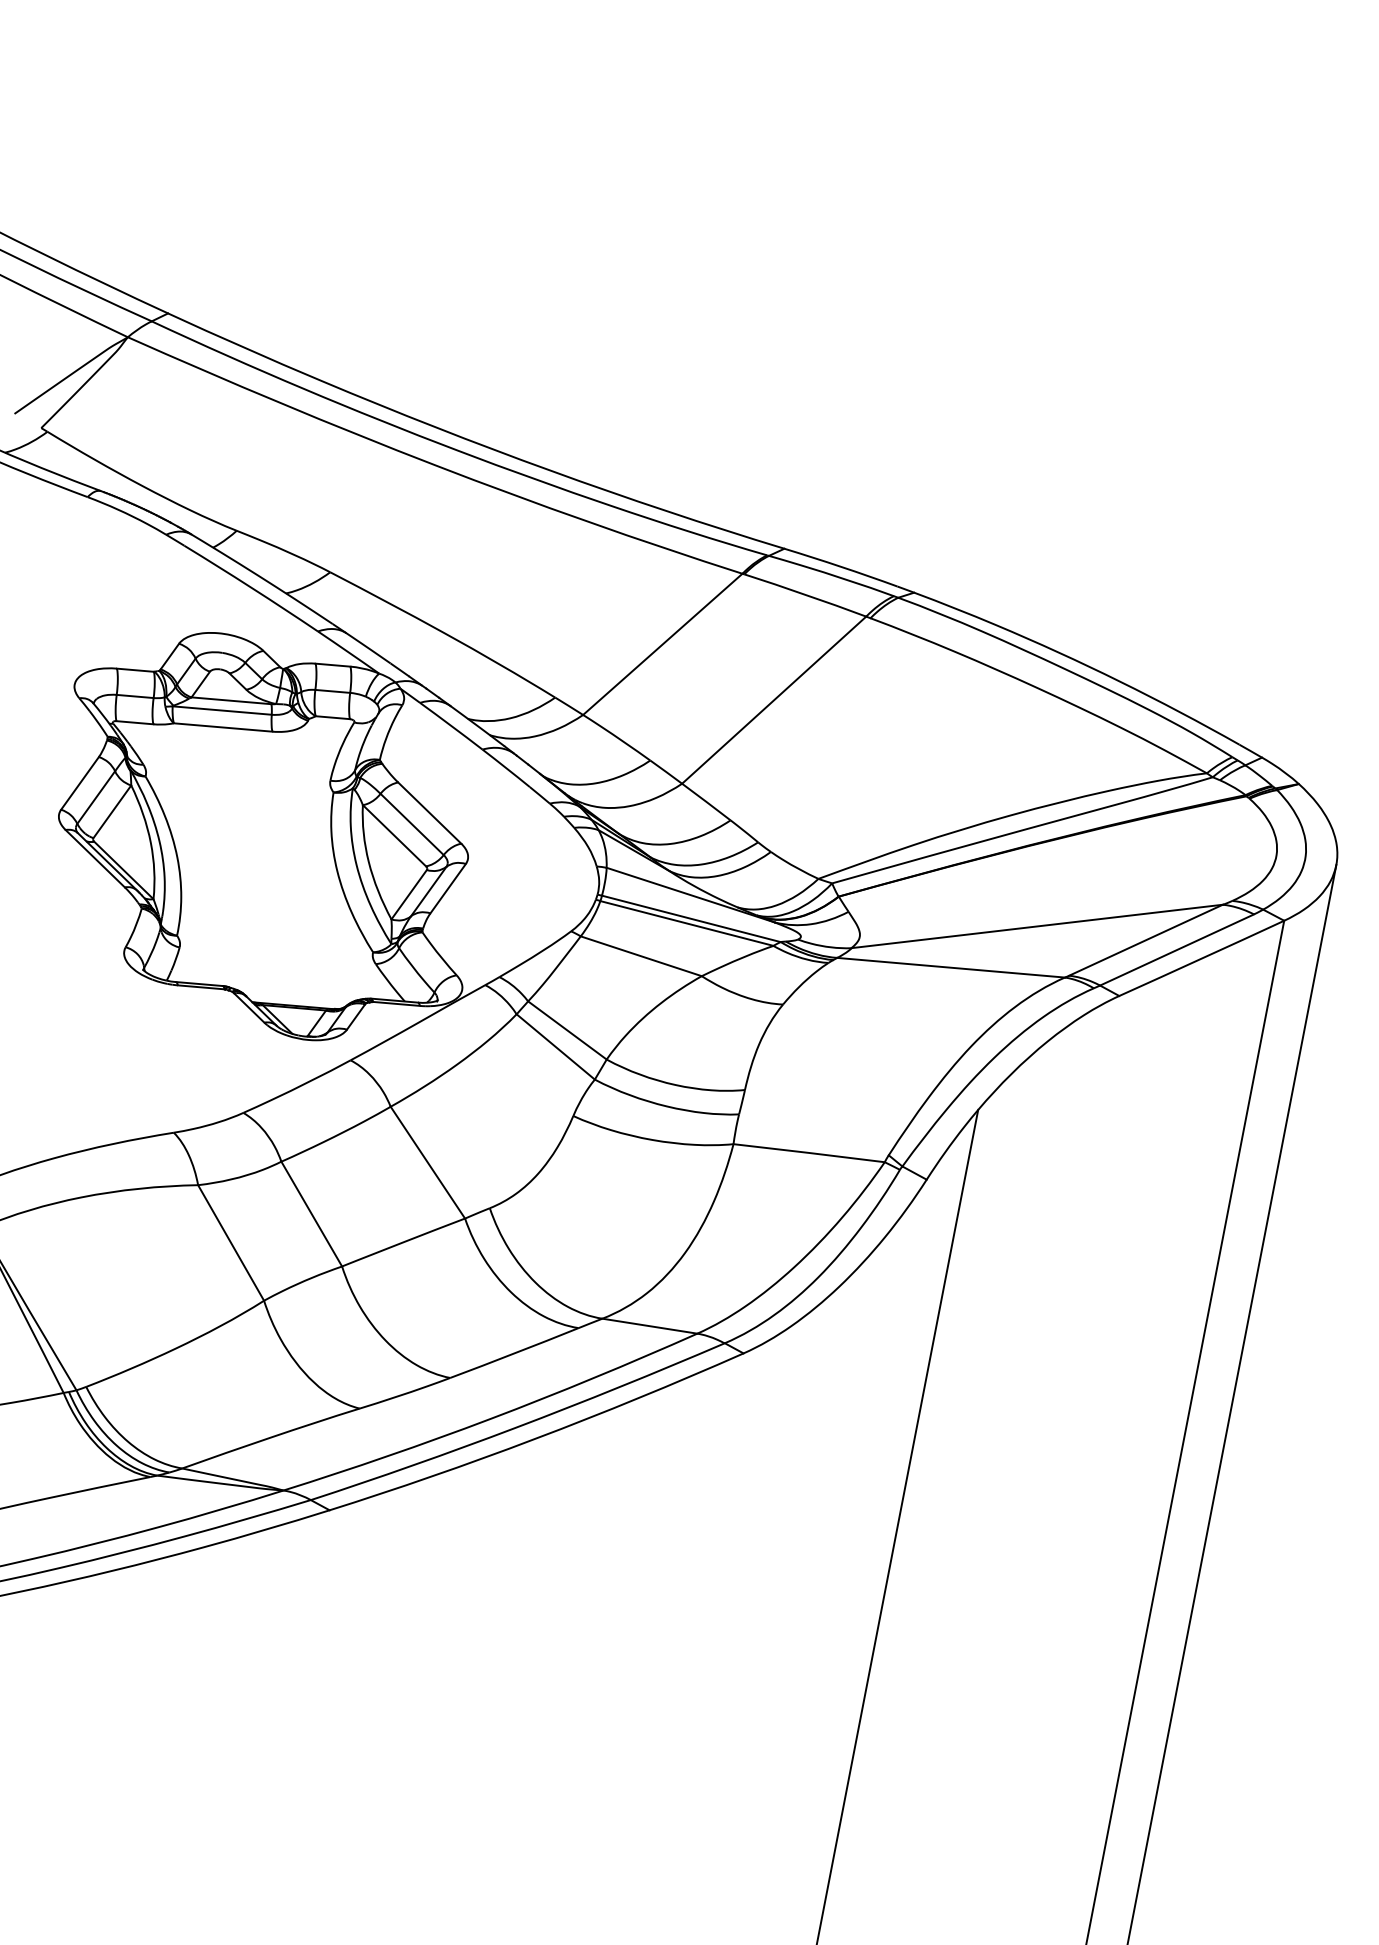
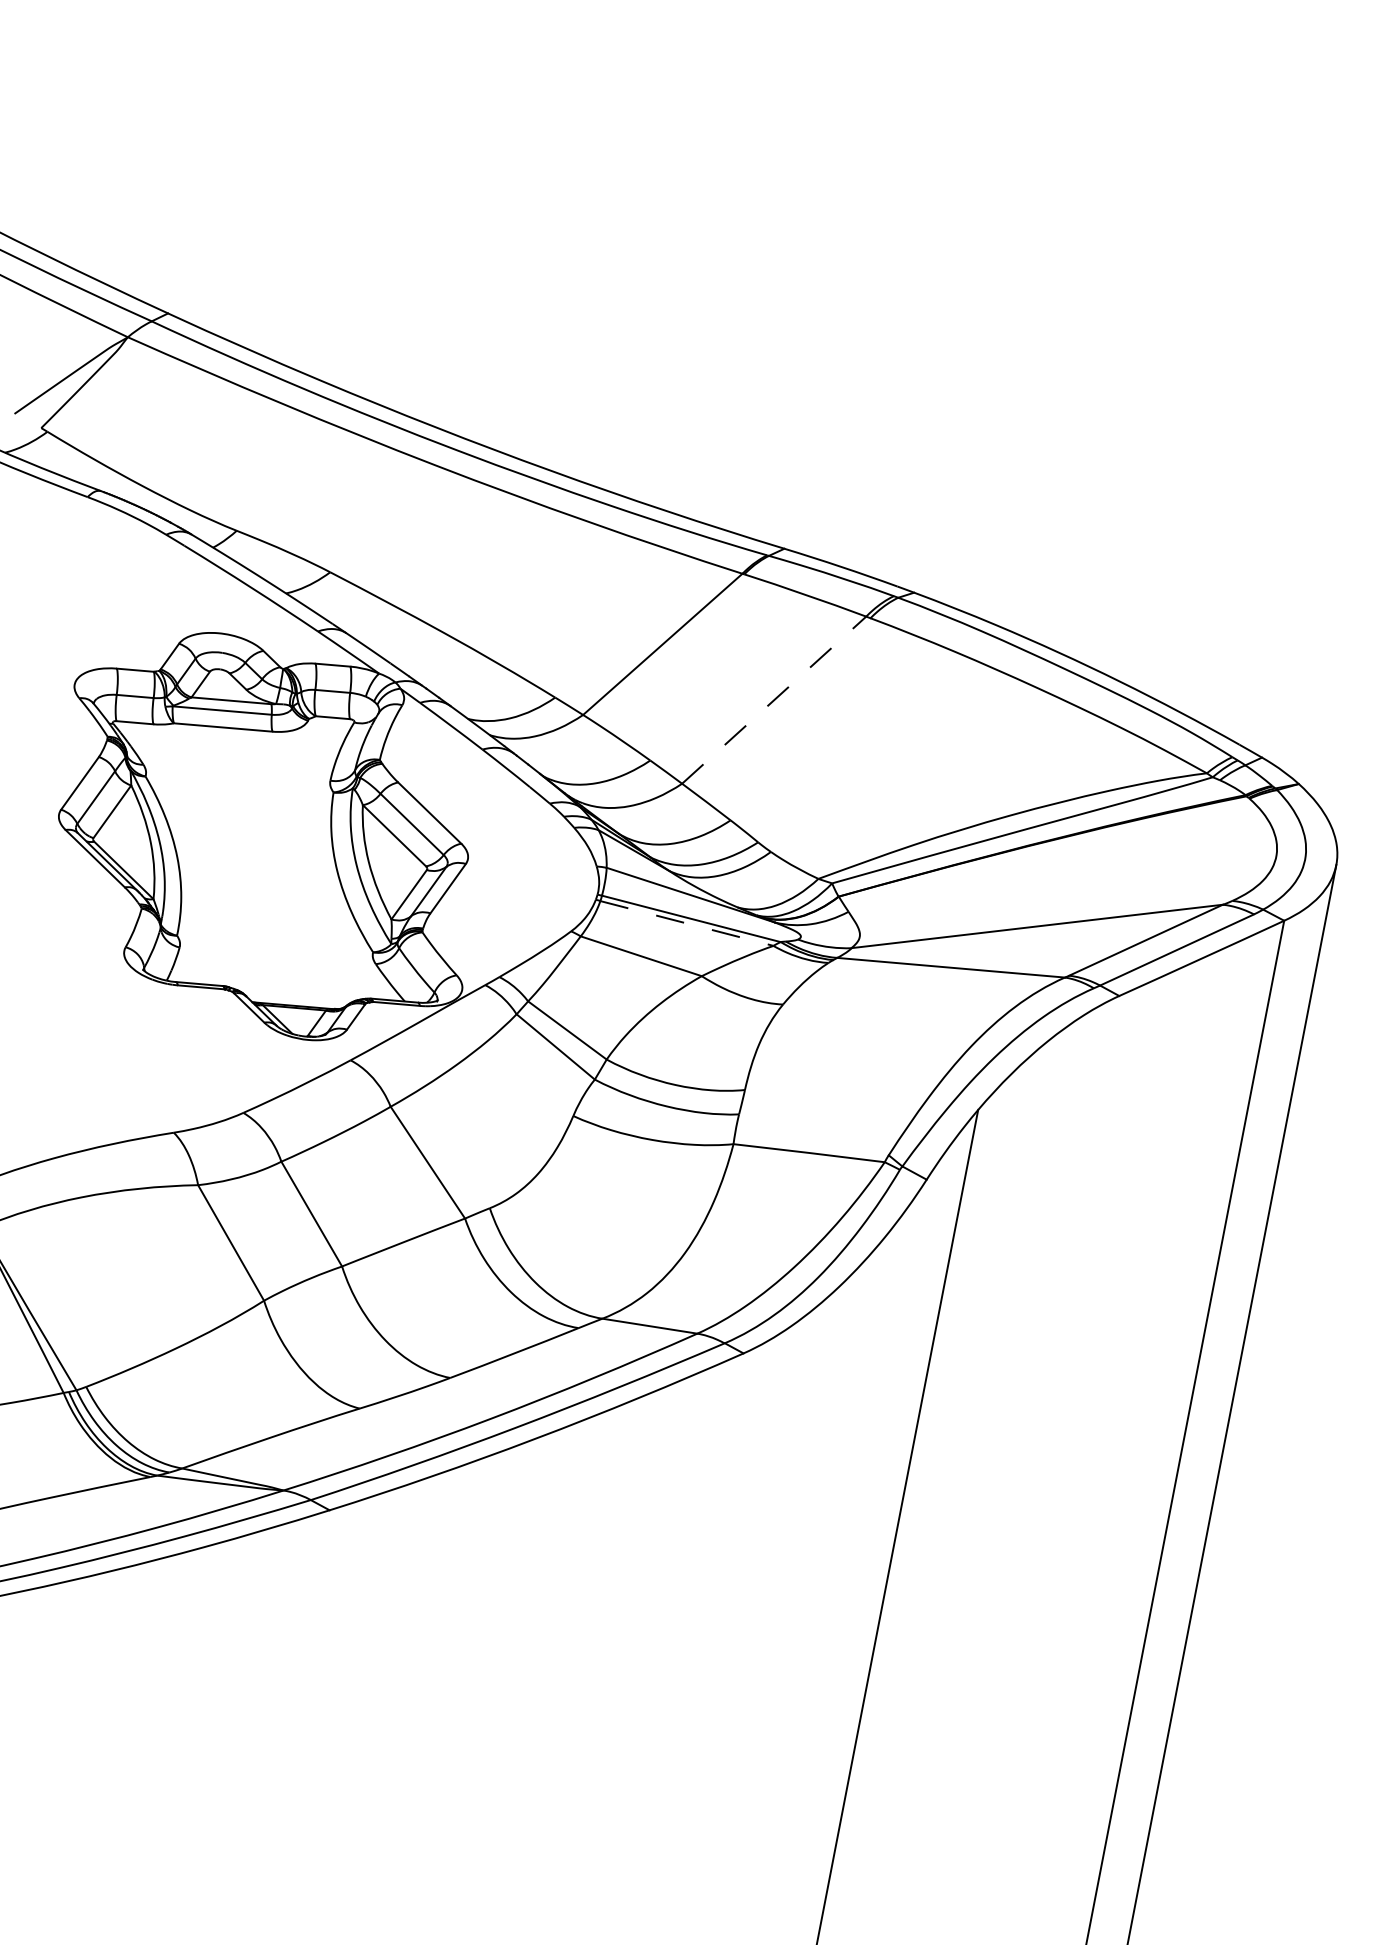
line: solid -> dashed (774, 699)
line: solid -> dashed (687, 923)
